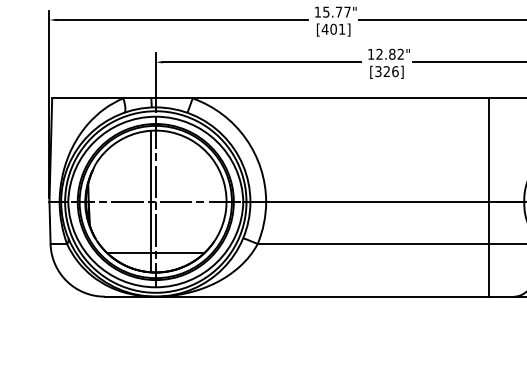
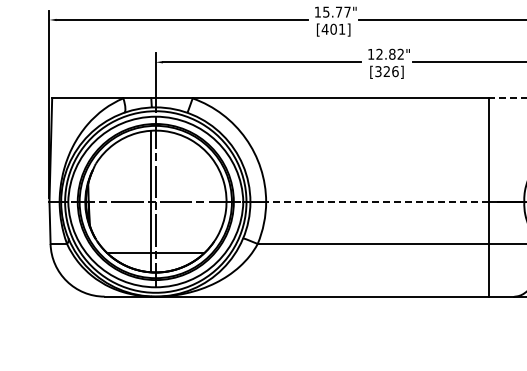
line: solid -> dashed (507, 98)
line: solid -> dashed (377, 202)
